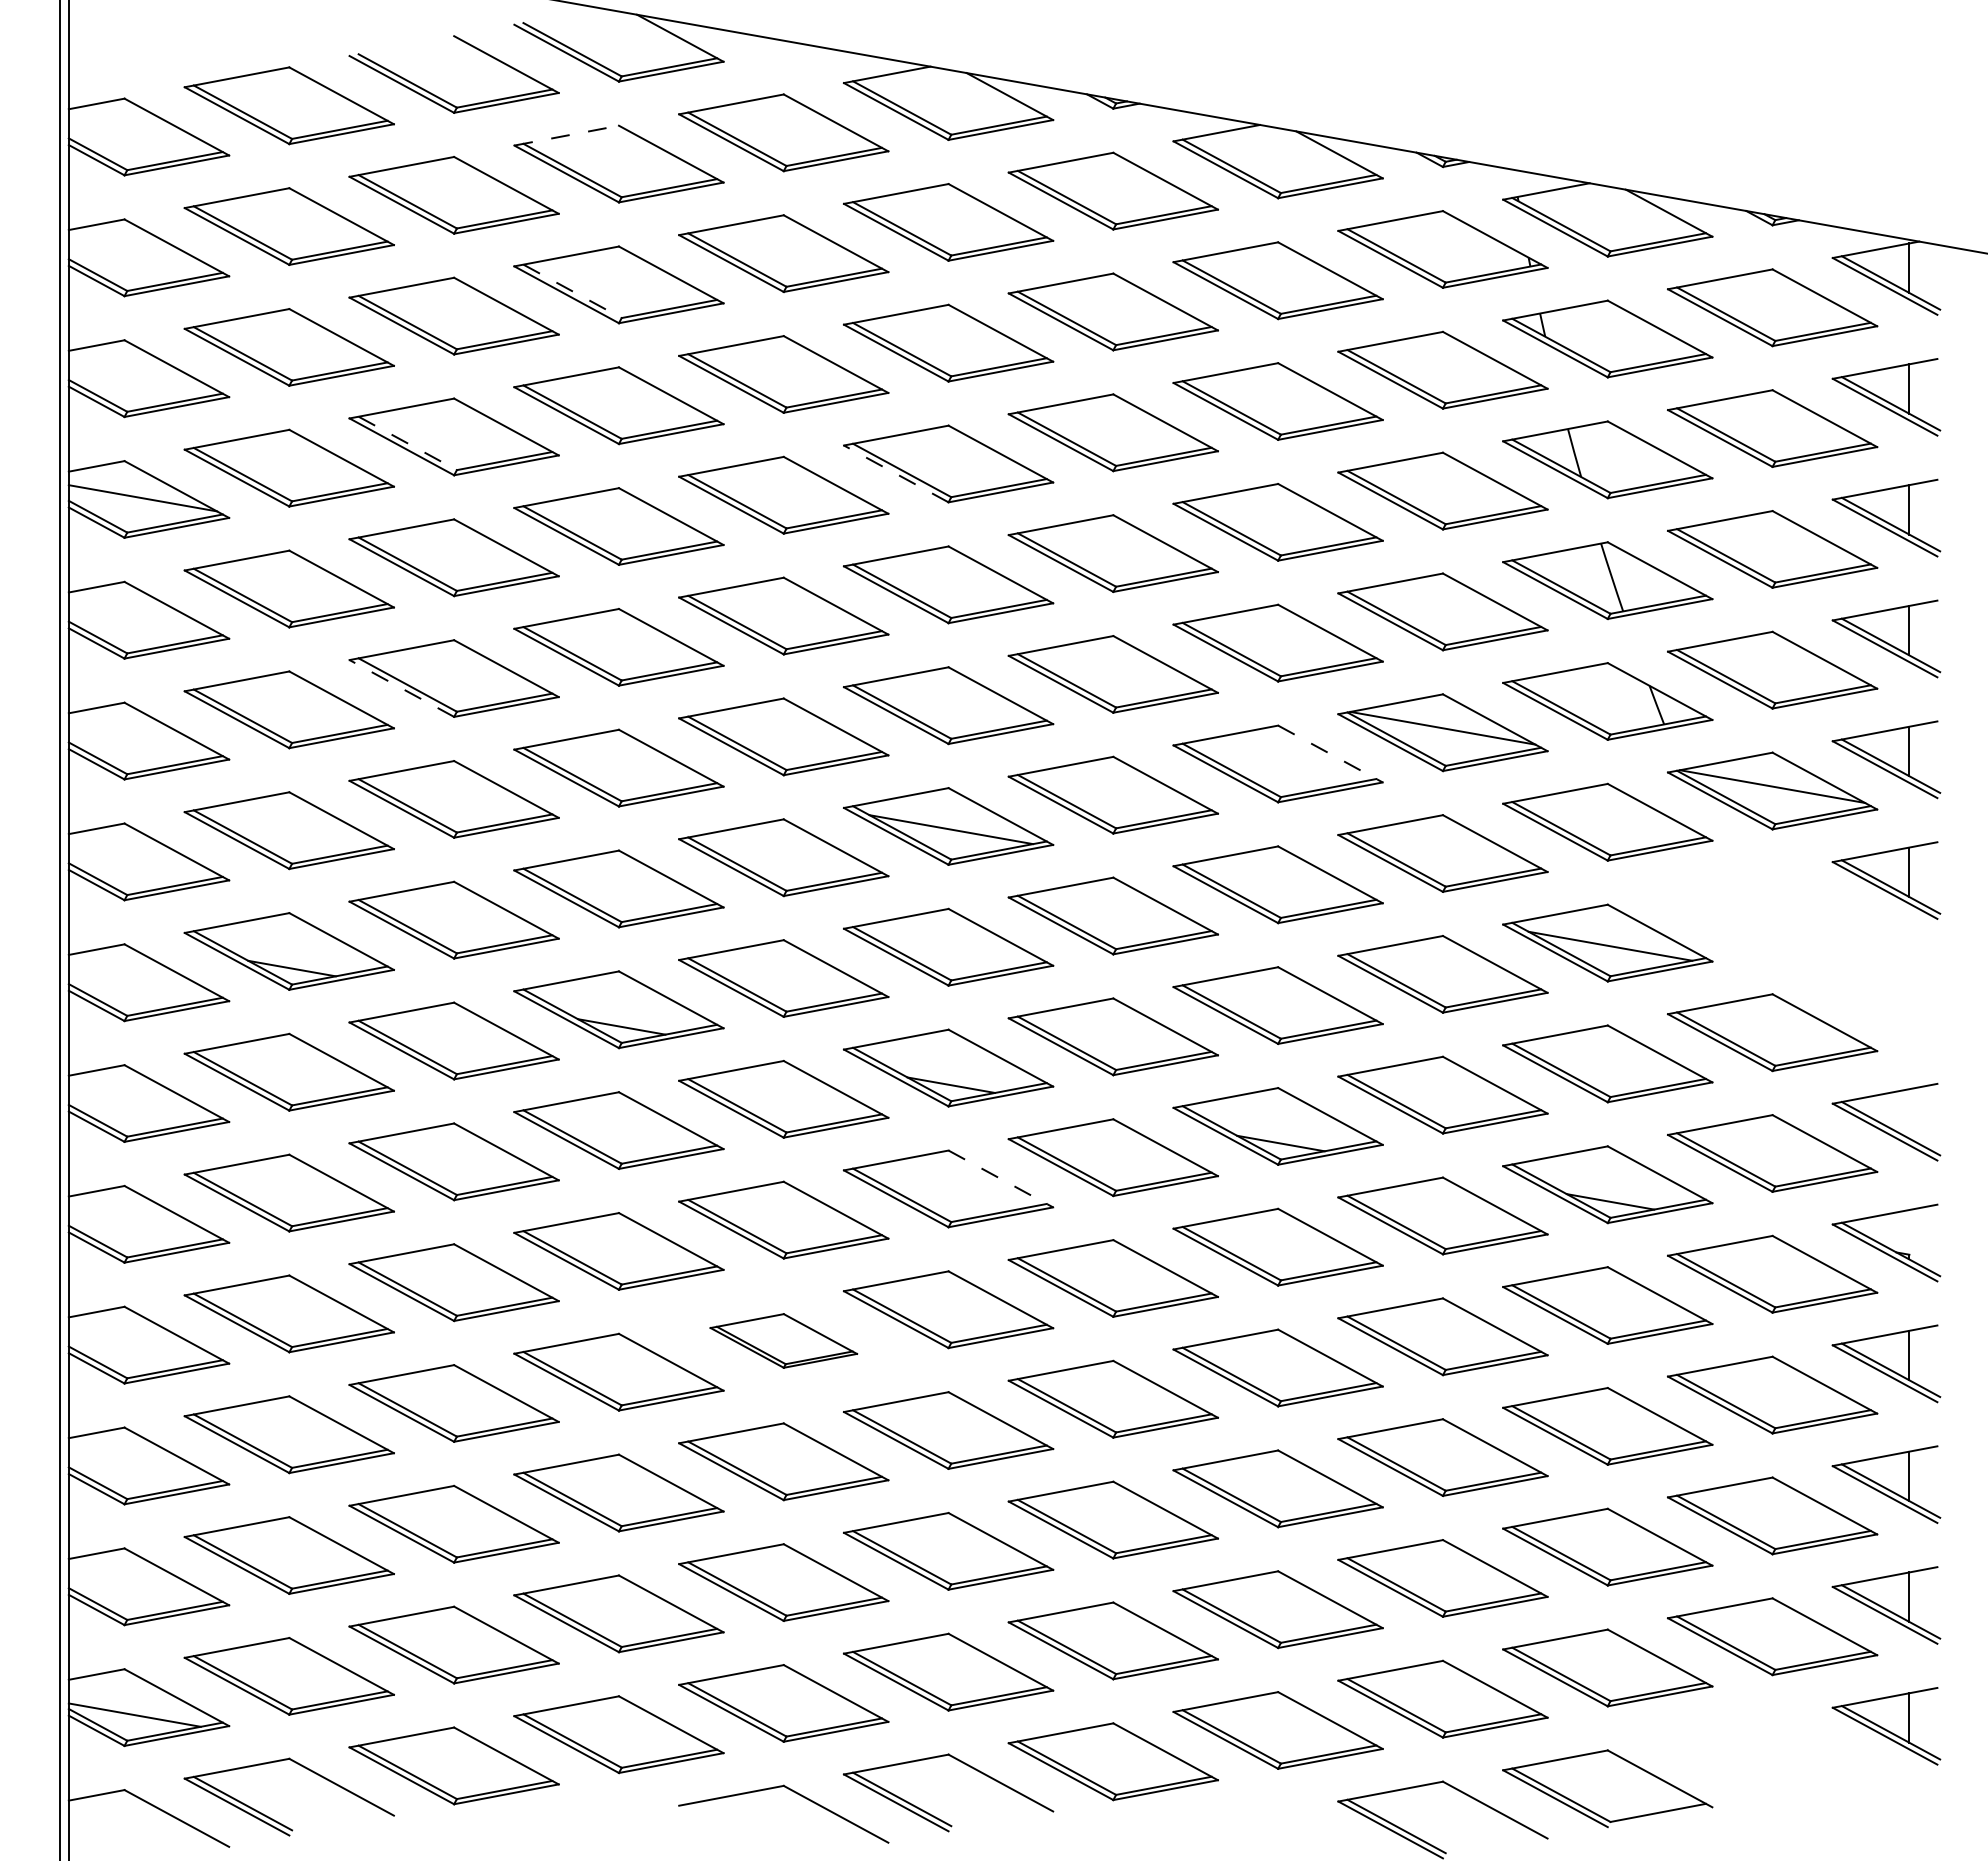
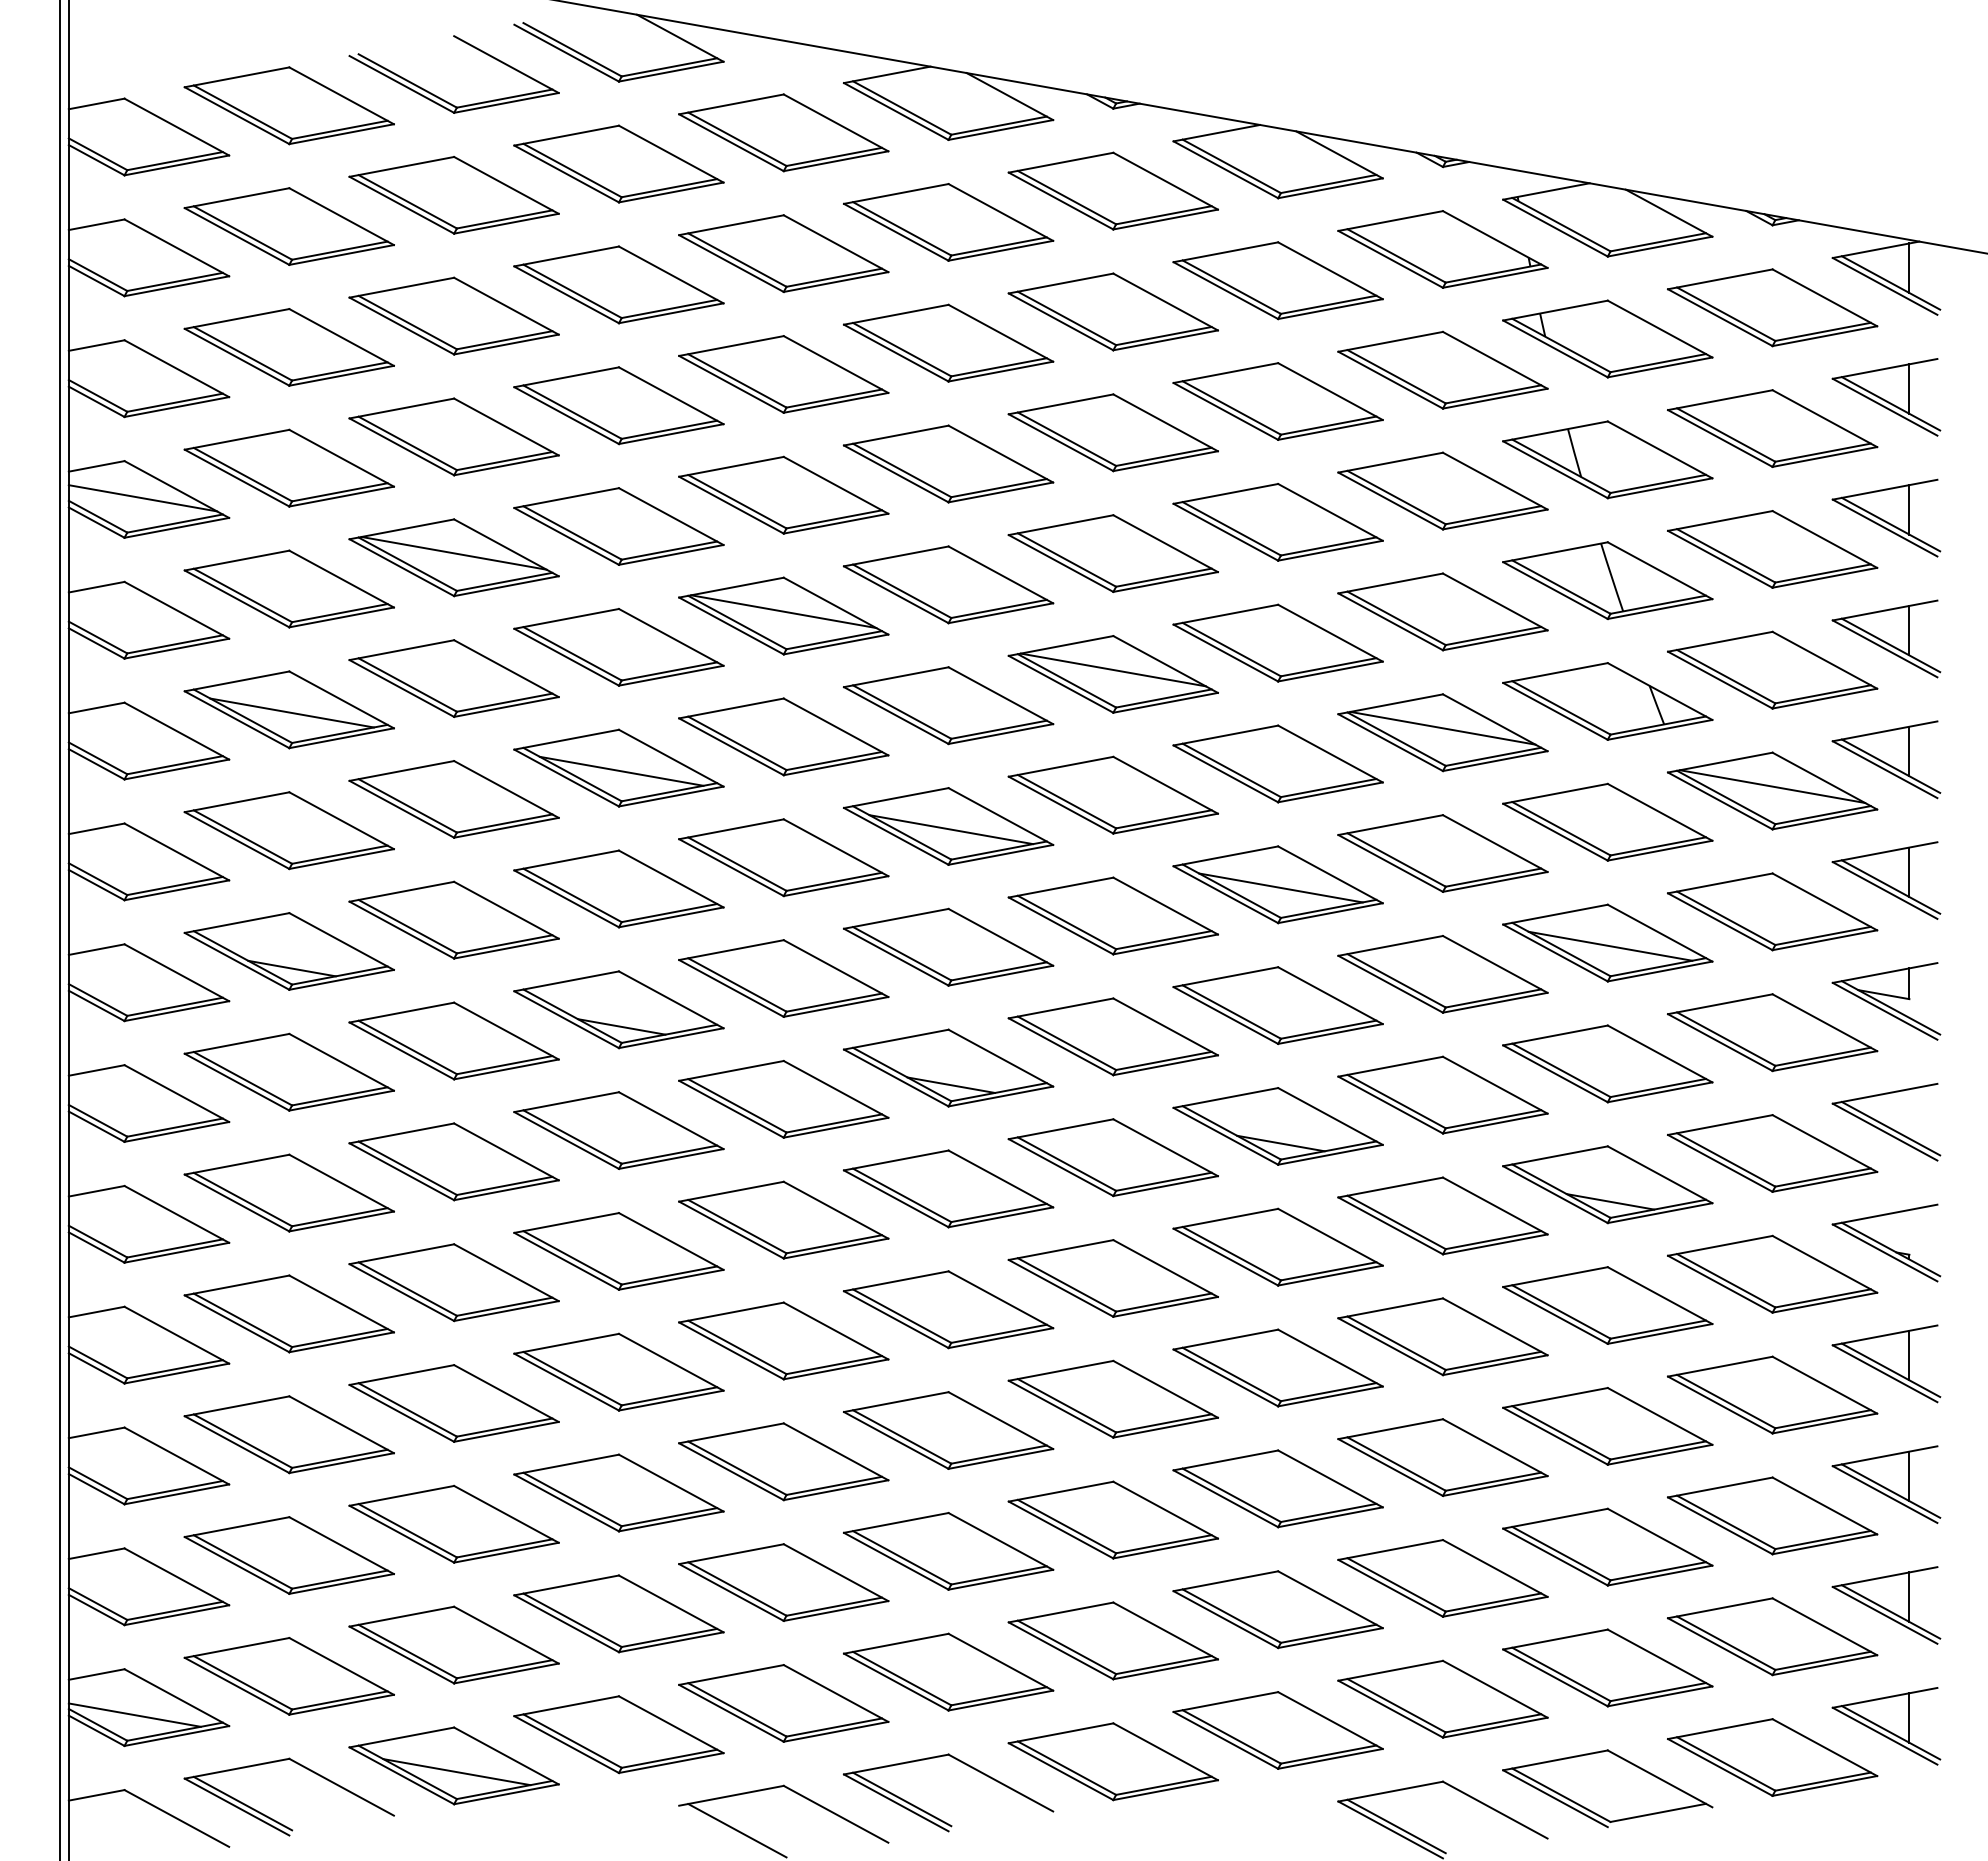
line: dashed -> solid (567, 135)
line: dashed -> solid (572, 291)
line: dashed -> solid (407, 443)
line: dashed -> solid (896, 473)
line: none -> present (453, 552)
line: none -> present (783, 611)
line: none -> present (1112, 669)
line: dashed -> solid (401, 688)
line: none -> present (291, 712)
line: dashed -> solid (1330, 754)
line: none -> present (621, 770)
line: none -> present (1280, 887)
part: none -> present (1772, 911)
part: none -> present (1886, 1001)
line: dashed -> solid (1000, 1178)
part size: 150x56 px -> 212x80 px (783, 1340)
part: none -> present (1772, 1757)
line: none -> present (456, 1772)
line: none -> present (737, 1830)
